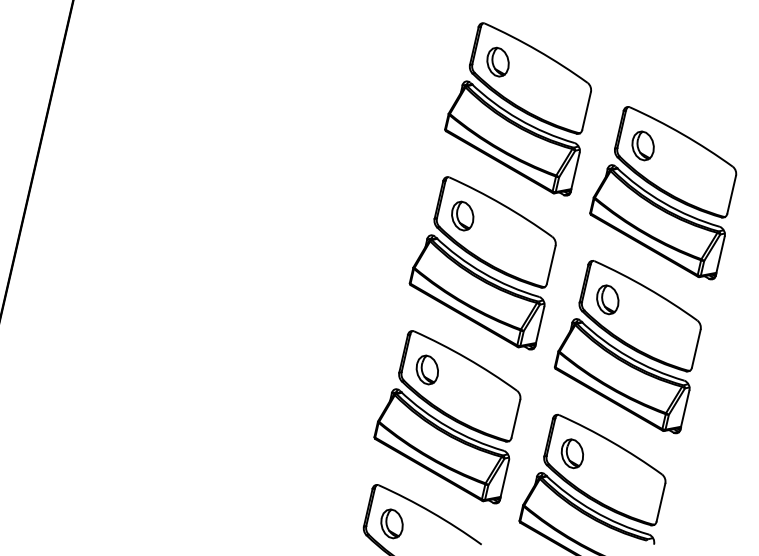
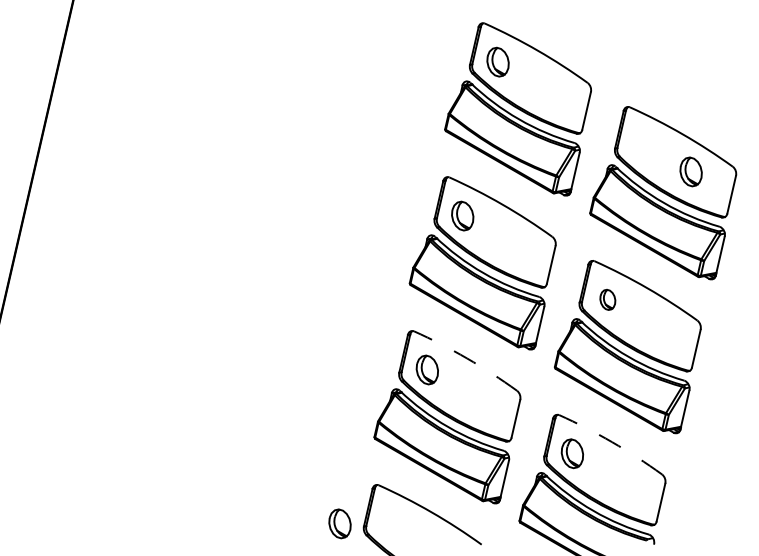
part position: (642, 145) -> (690, 171) (690, 171)
part size: 24x32 px -> 18x22 px (607, 299)
arc: solid -> dashed (467, 358)
arc: solid -> dashed (612, 442)
part position: (391, 523) -> (339, 523) (339, 523)
